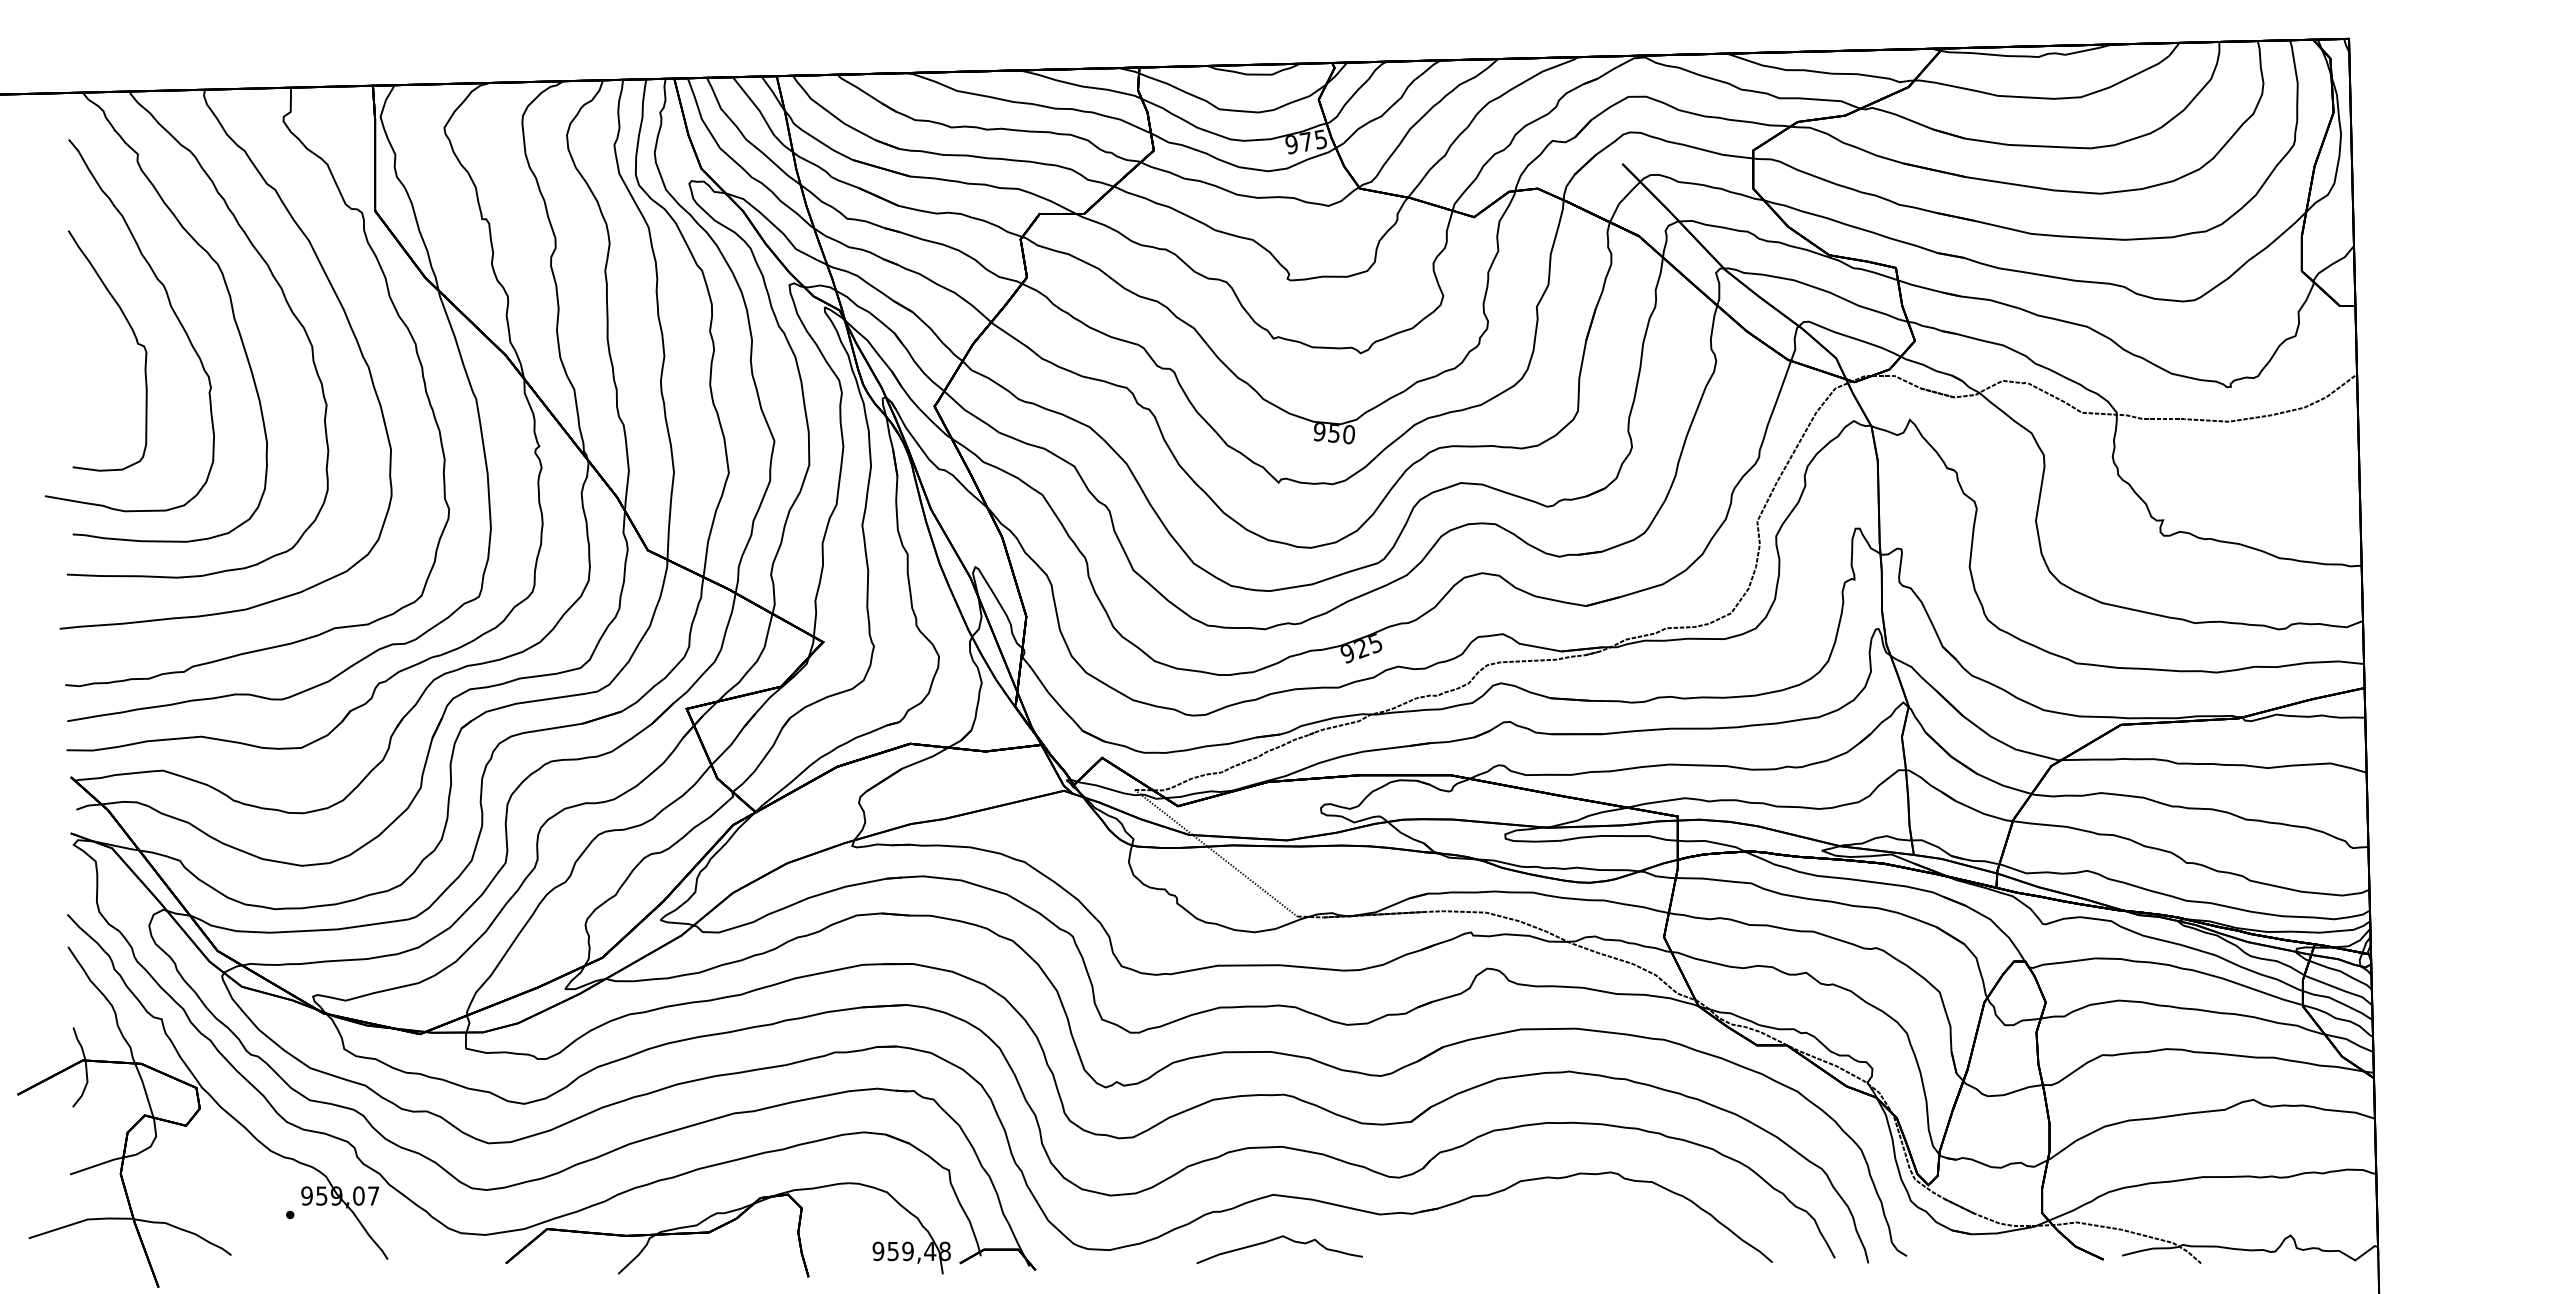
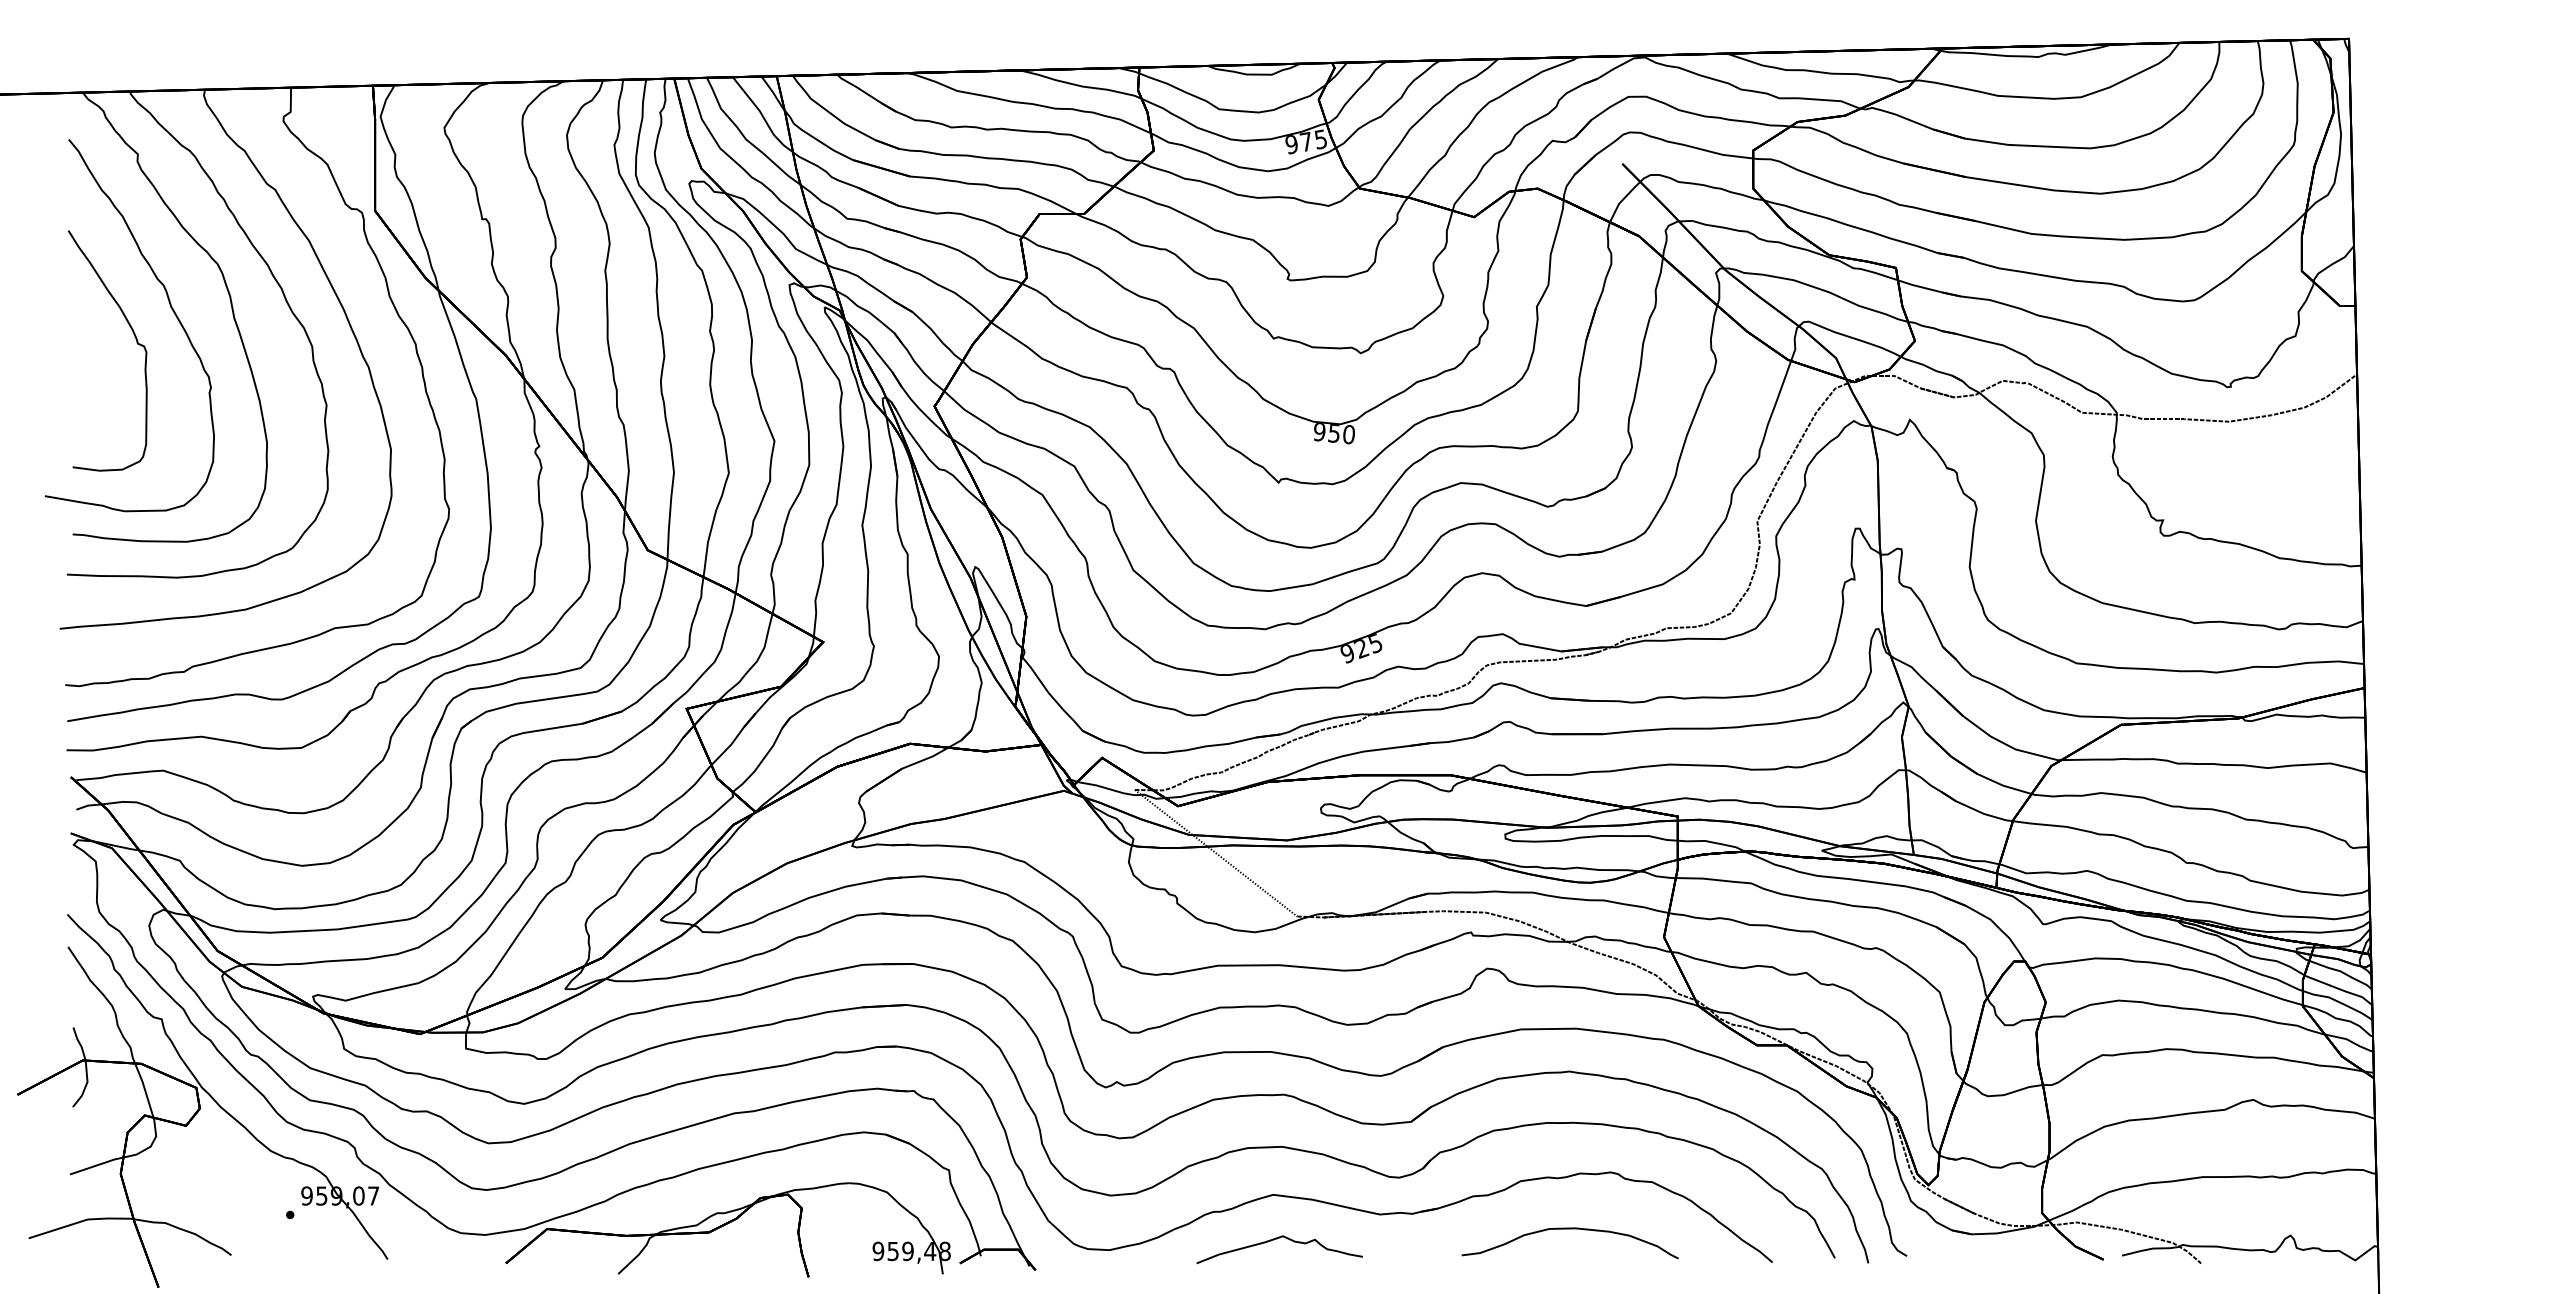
curve: none -> present (1569, 1229)
